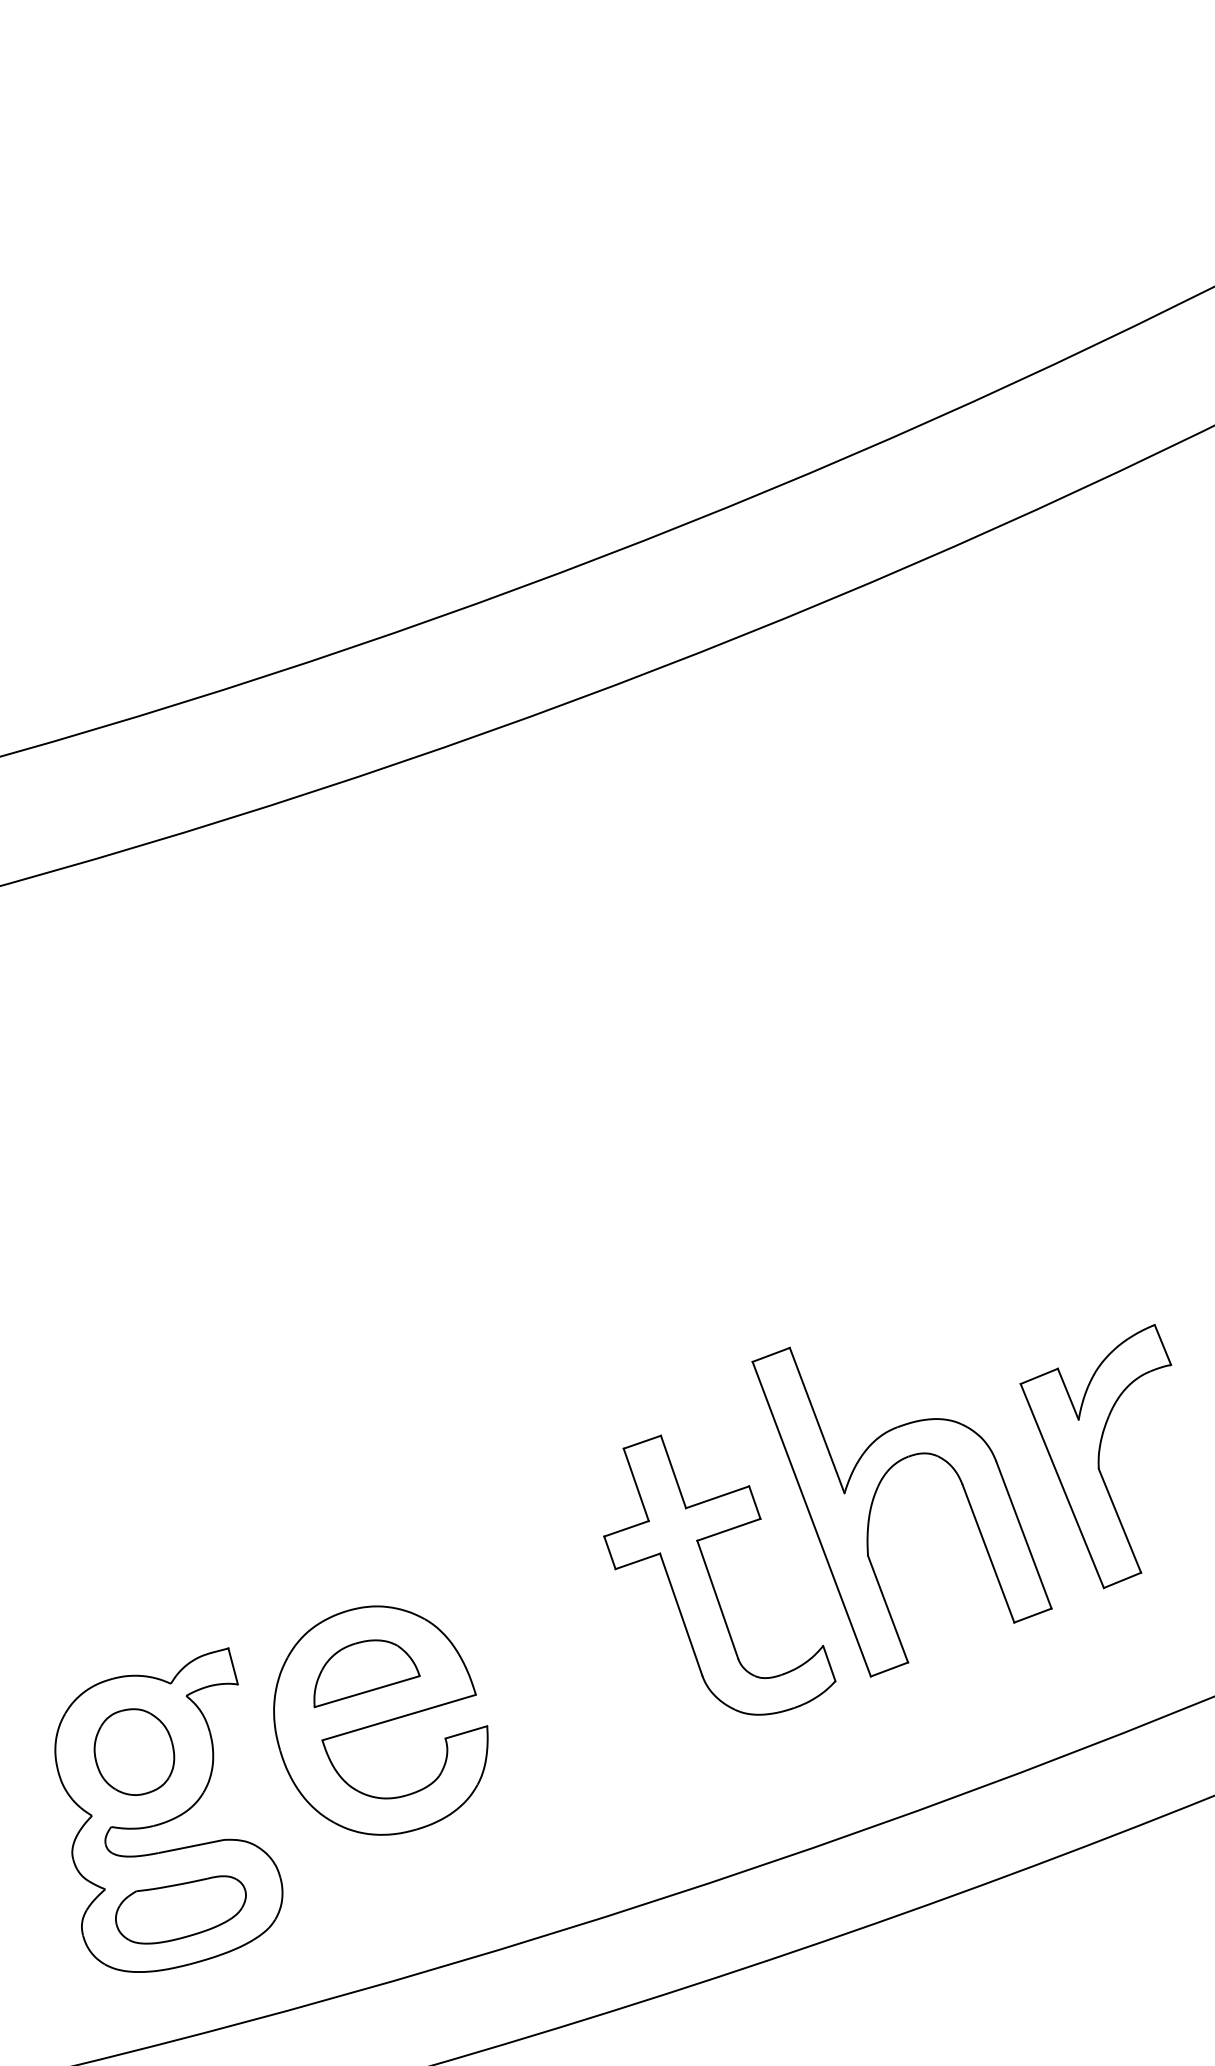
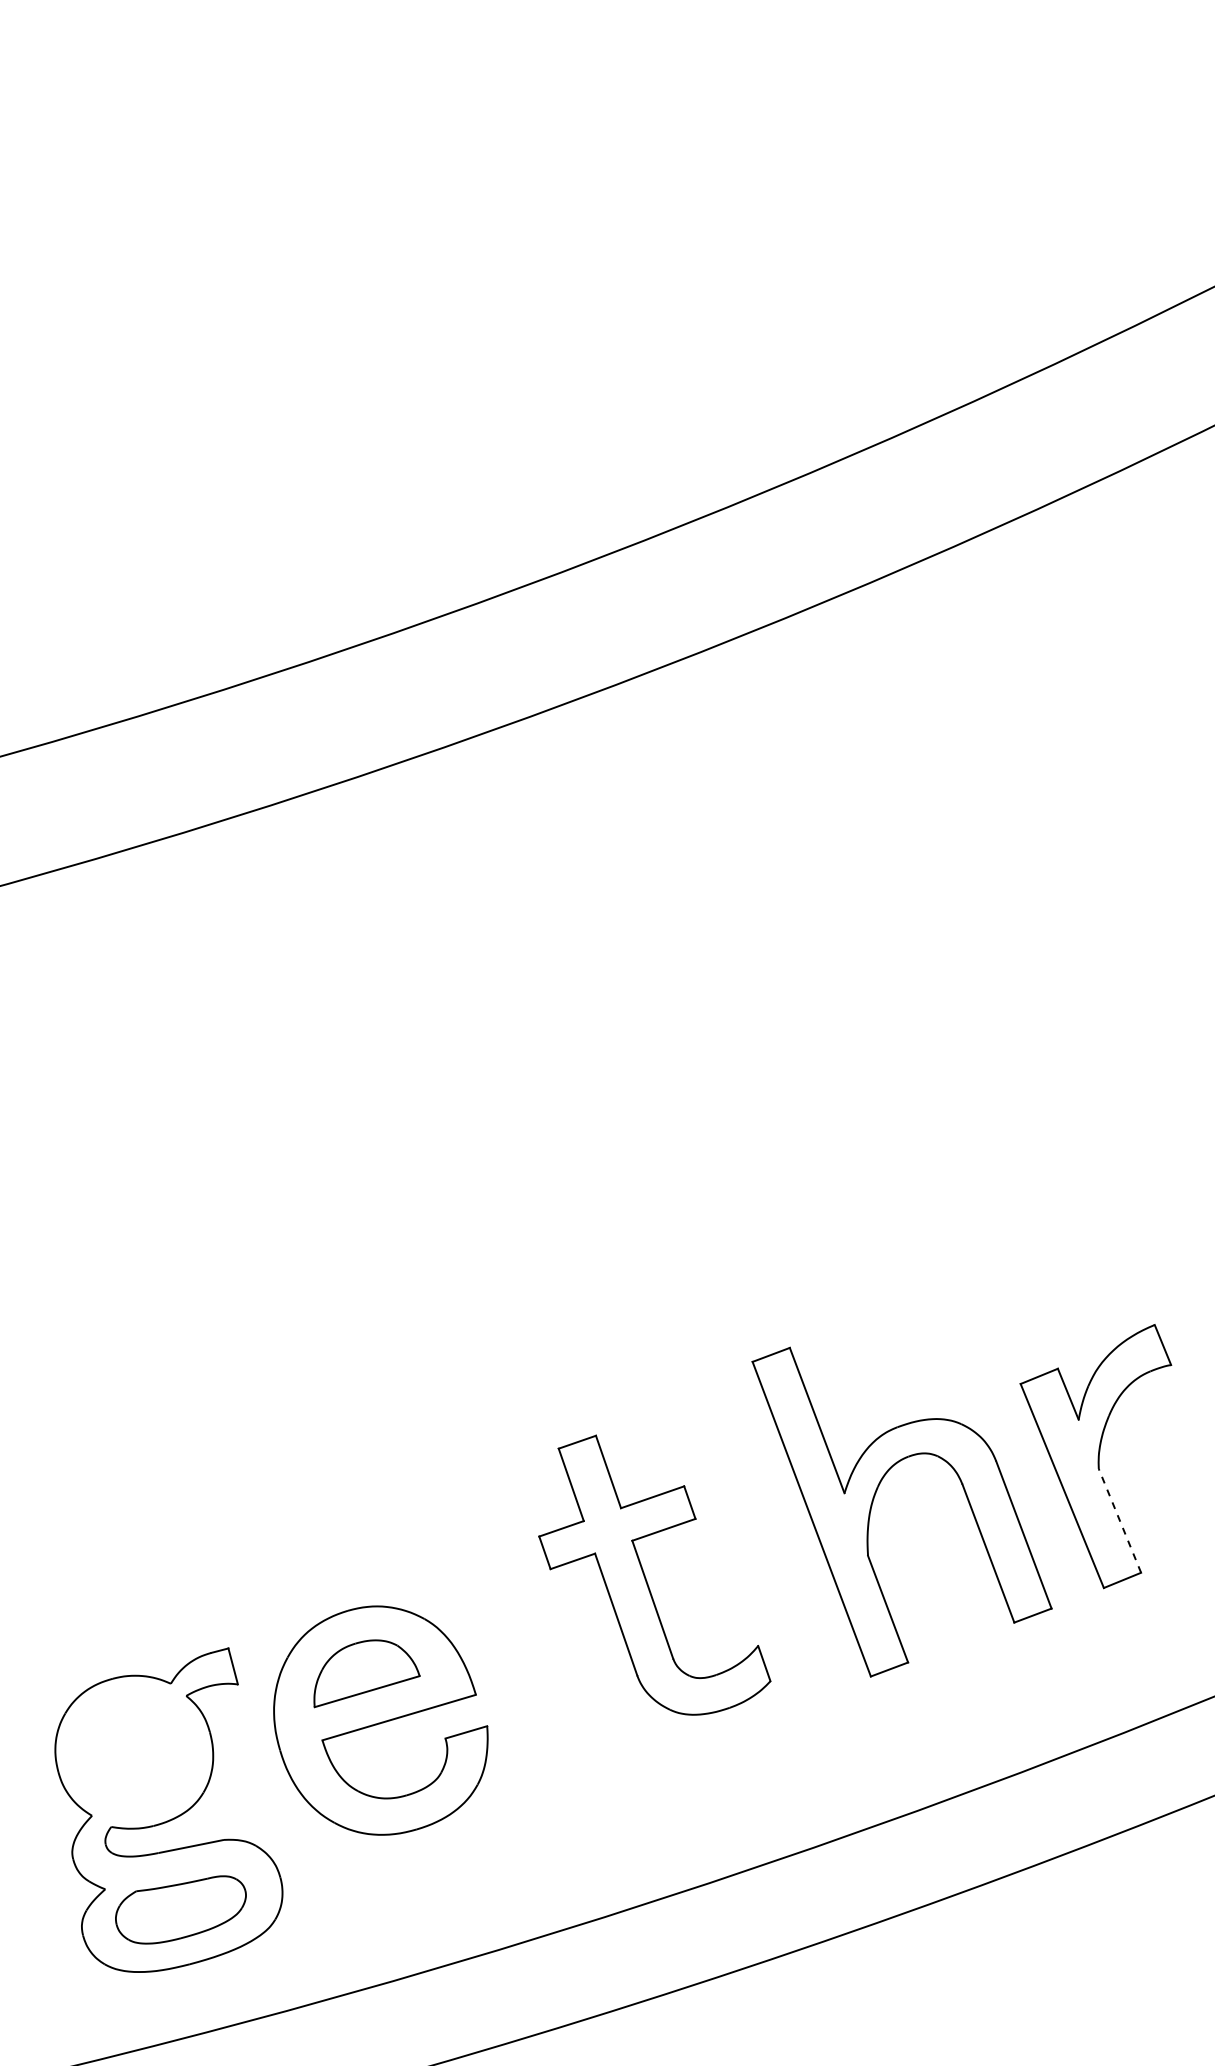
line: solid -> dashed (1119, 1520)
part position: (711, 1578) -> (646, 1578) (646, 1578)
part: present -> none (134, 1751)
